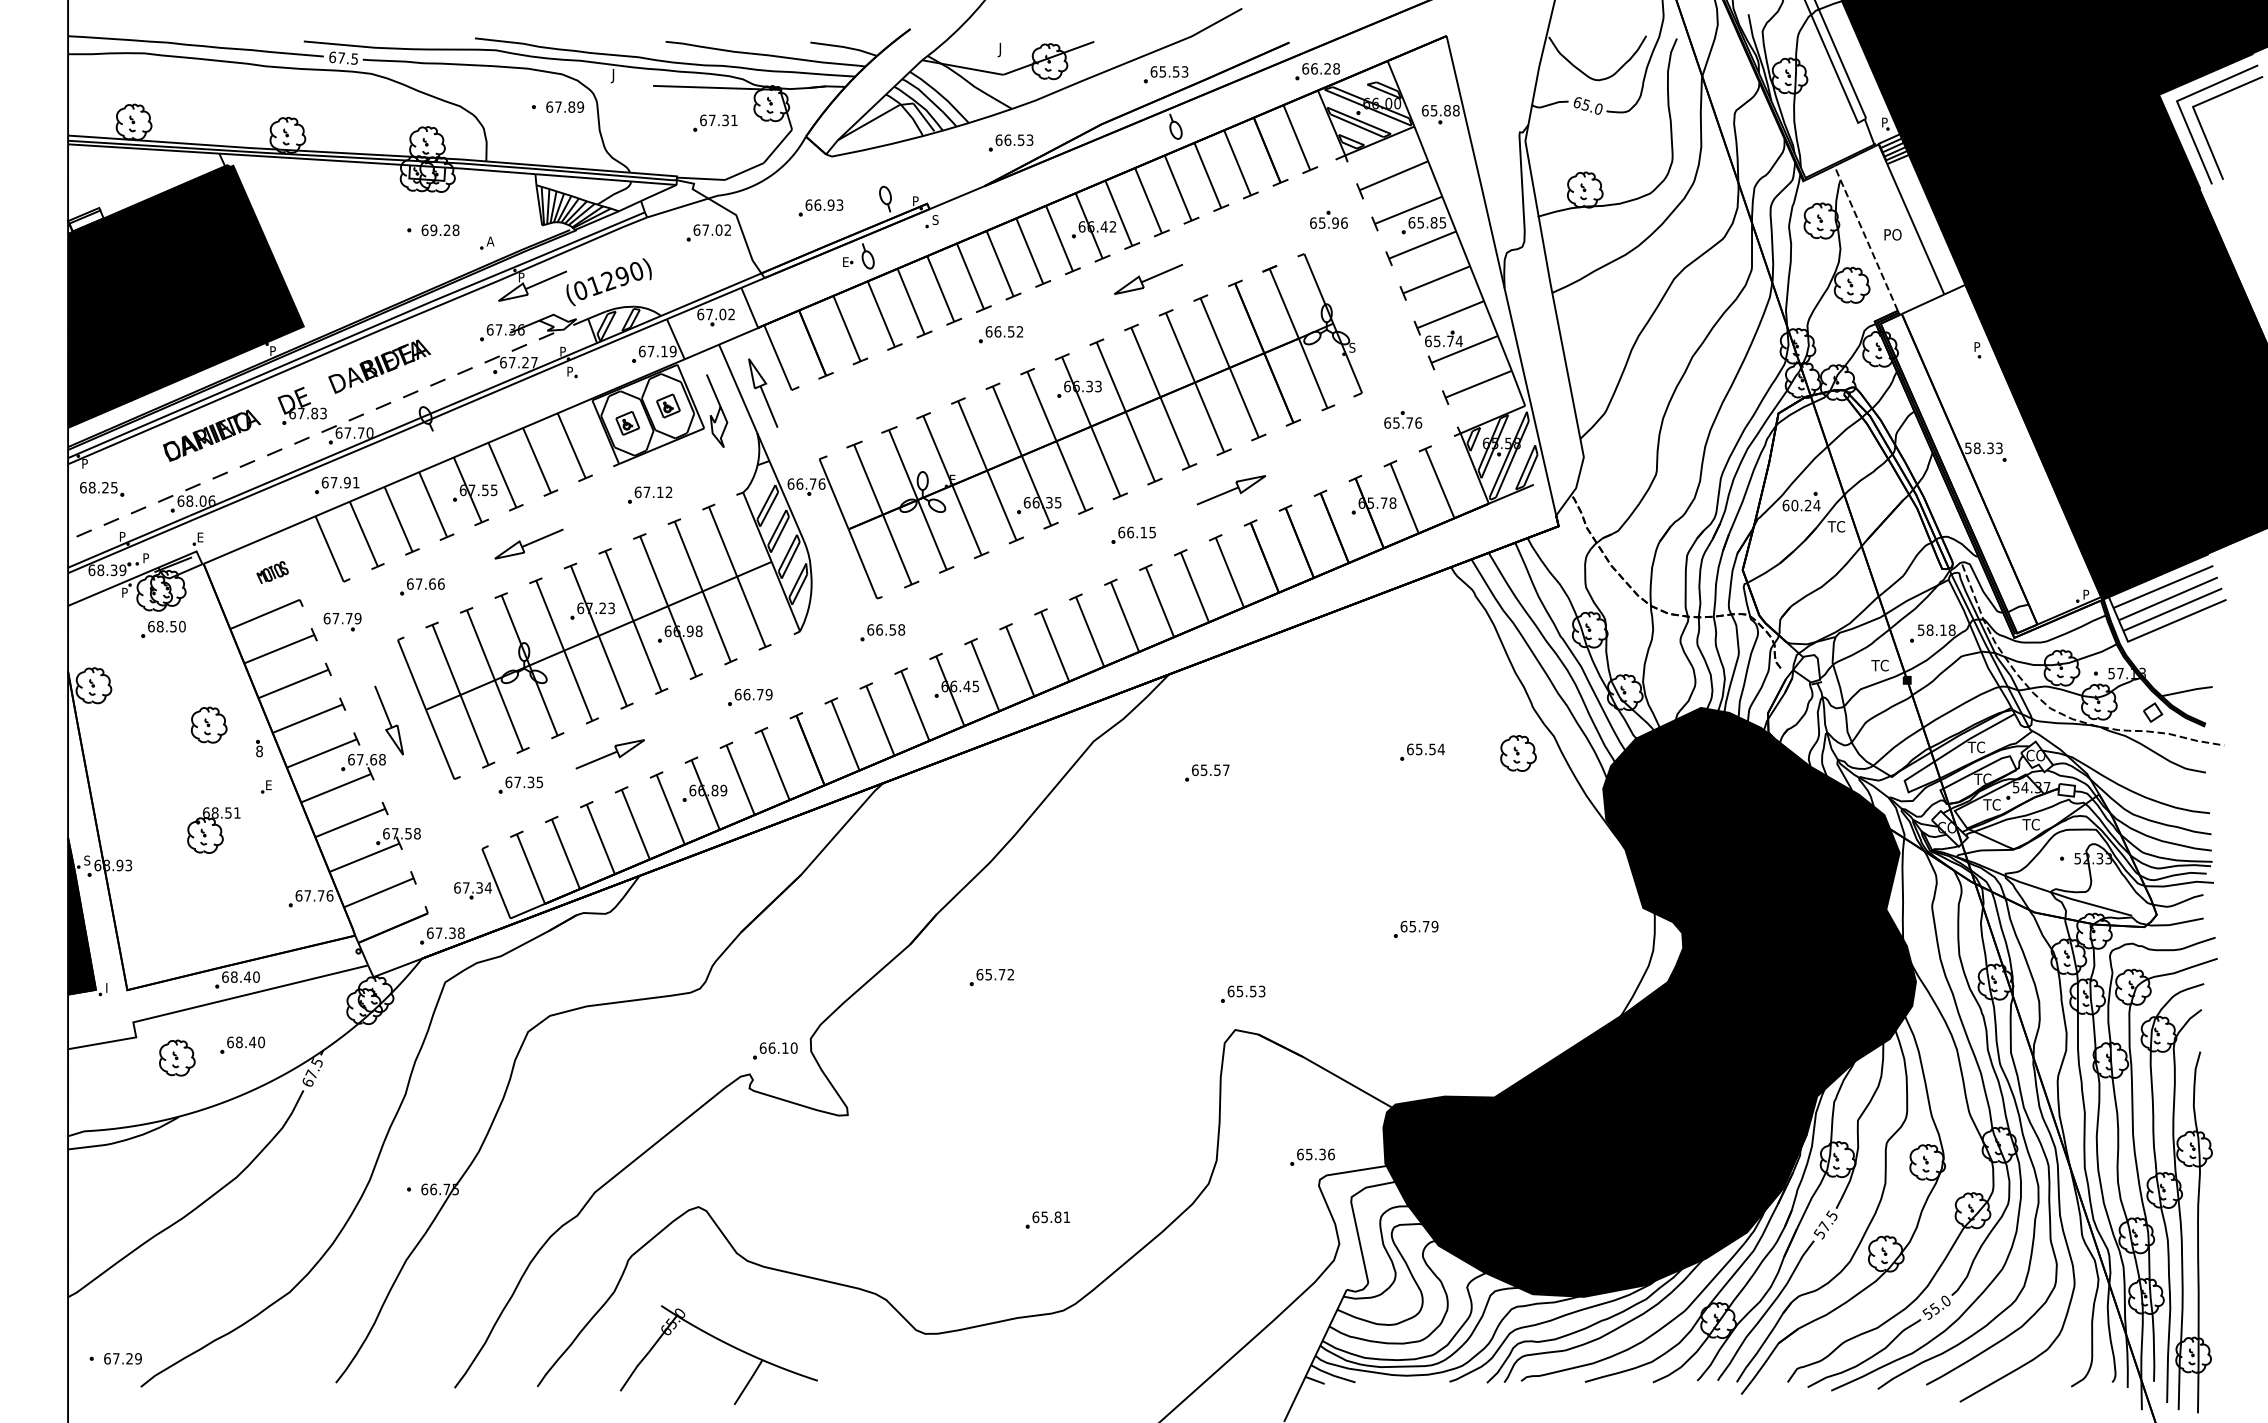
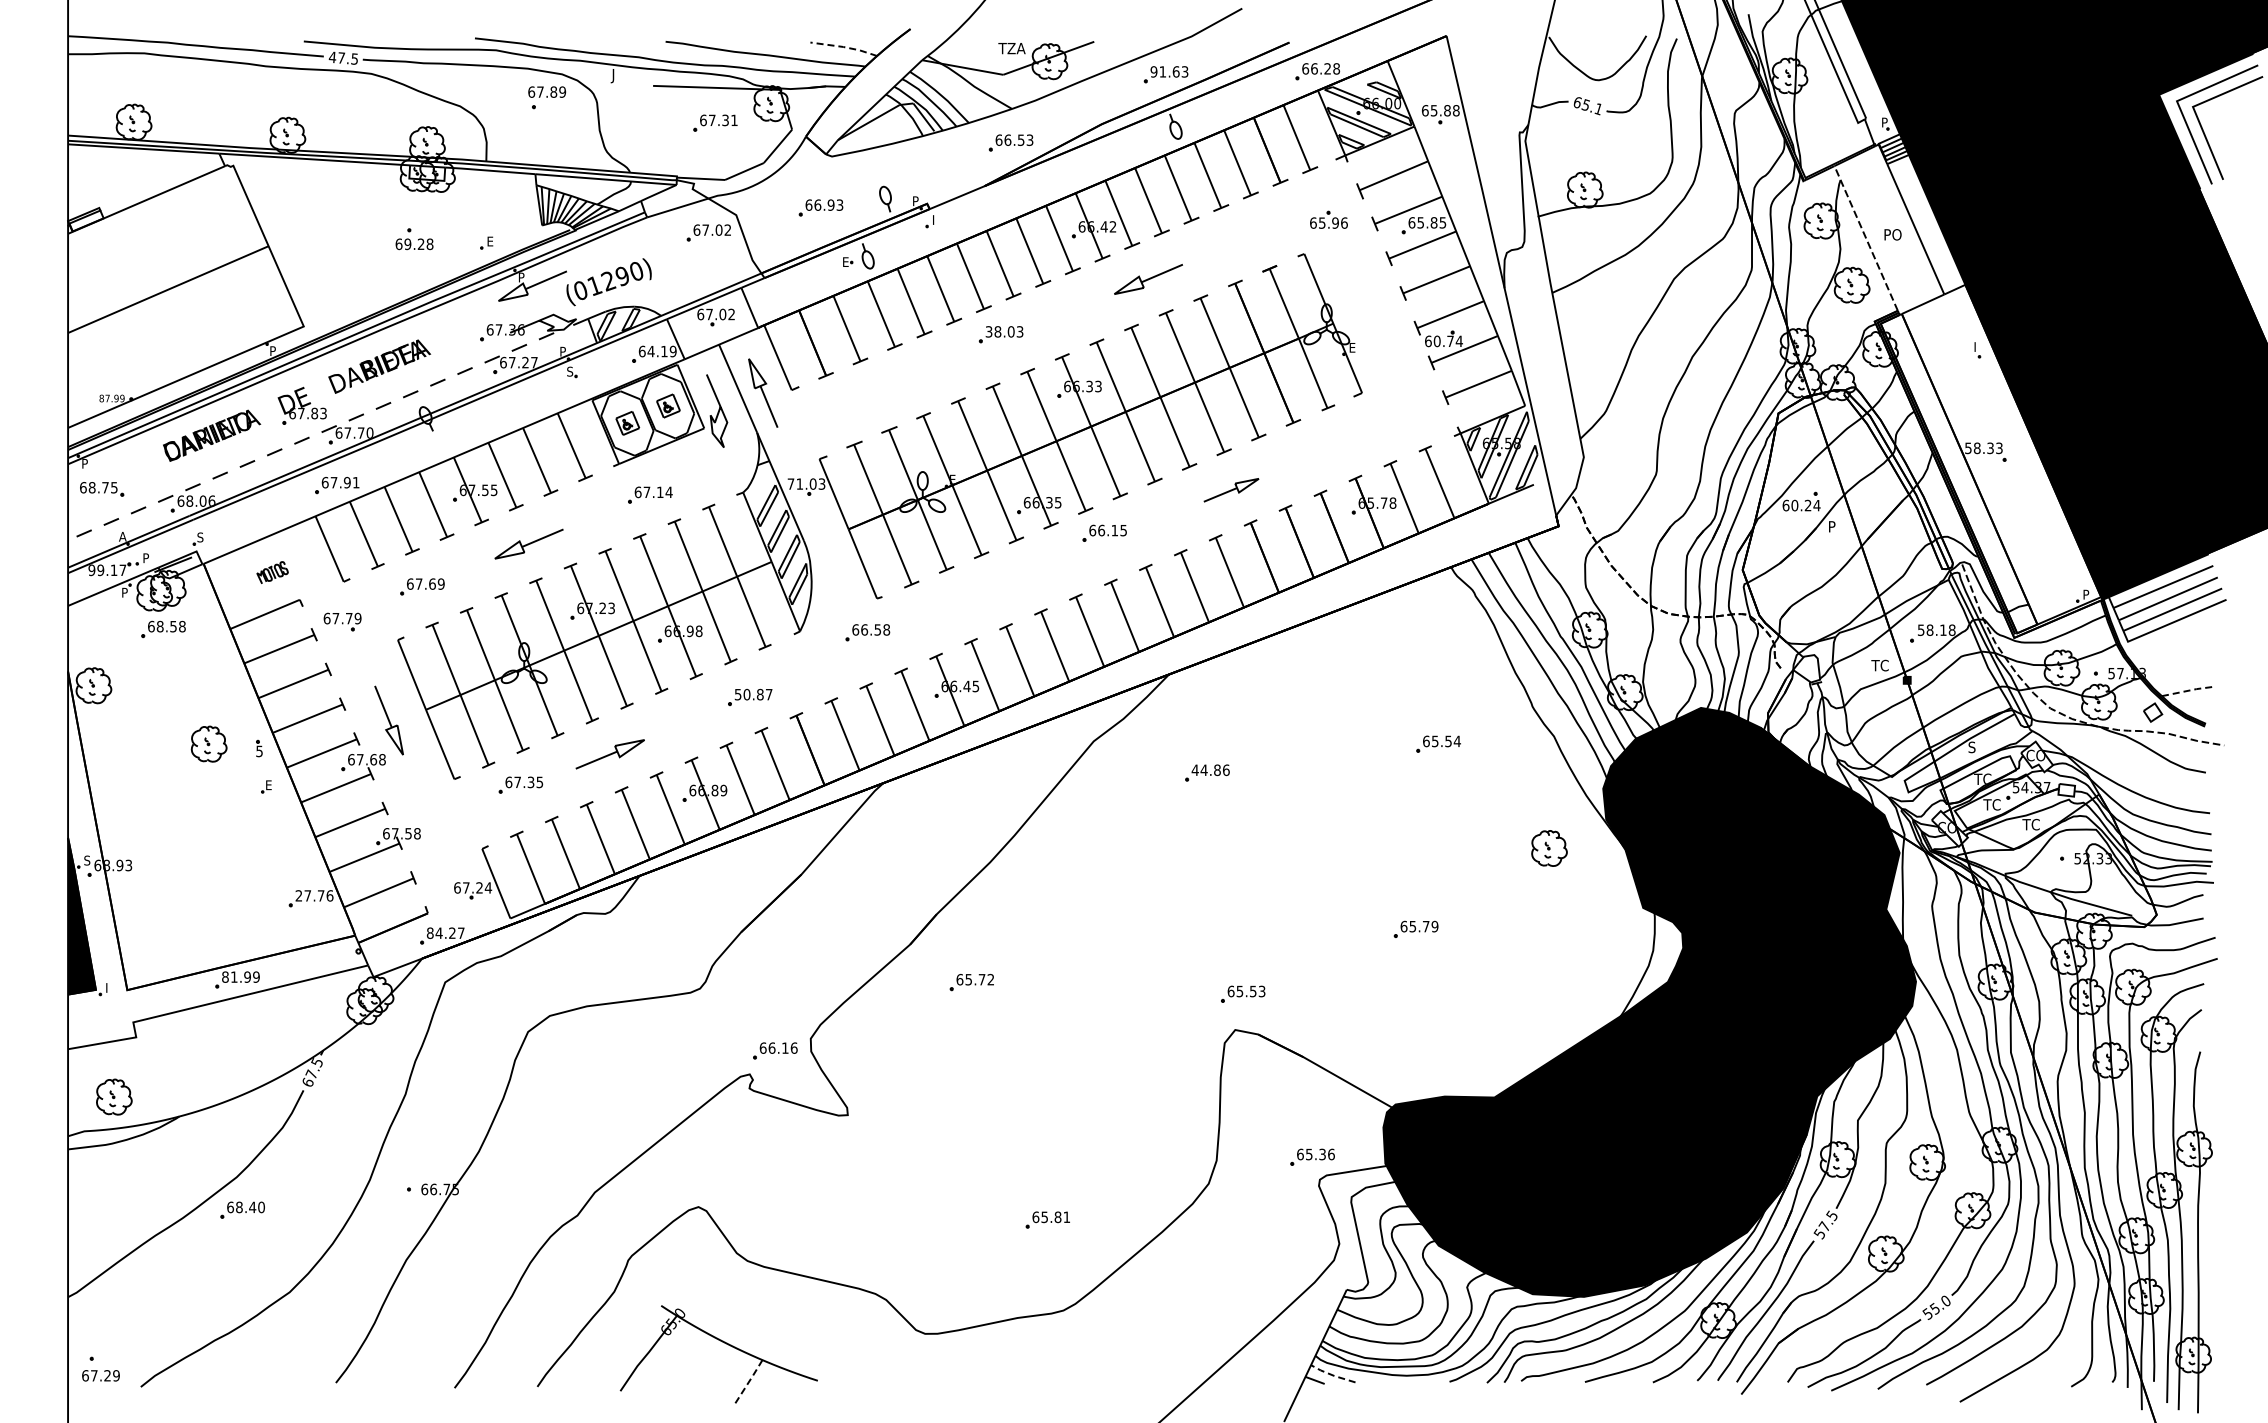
line: solid -> dashed (844, 47)
text: J -> TZA (1011, 50)
text: 67.5 -> 47.5 (331, 57)
text: 65.53 -> 91.63 (1164, 71)
text position: (565, 106) -> (547, 91) (547, 91)
text: 65.0 -> 65.1 (1598, 109)
text: S -> I (935, 219)
text position: (440, 230) -> (414, 244) (414, 244)
text: A -> E (490, 241)
fill: present -> none (185, 296)
text: 66.52 -> 38.03 (1004, 331)
text: 65.74 -> 60.74 (1436, 341)
text: P -> I (1977, 344)
text: S -> E (1352, 347)
text: 67.19 -> 64.19 (650, 351)
text: P -> S (570, 371)
part: present -> none (1403, 419)
text: 66.76 -> 71.03 (806, 483)
text: 68.25 -> 68.75 (105, 487)
part size: 71x31 px -> 57x25 px (1231, 490)
text: 67.12 -> 67.14 (668, 491)
text: TC -> P (1836, 526)
part position: (1133, 534) -> (1104, 532) (1104, 532)
text: P -> A (122, 536)
text: E -> S (200, 537)
text: 68.39 -> 99.17 (107, 570)
text: 67.66 -> 67.69 (440, 583)
text: 68.50 -> 68.58 (182, 626)
part position: (882, 632) -> (867, 632) (867, 632)
line: solid -> dashed (2187, 690)
text: 66.79 -> 50.87 (753, 694)
part position: (208, 724) -> (208, 743) (208, 743)
text: TC -> S (1975, 747)
text: 8 -> 5 (259, 751)
part position: (1422, 751) -> (1438, 743) (1438, 743)
part position: (1518, 753) -> (1549, 848) (1549, 848)
text: 65.57 -> 44.86 (1210, 770)
part: present -> none (213, 830)
text: 67.34 -> 67.24 (479, 888)
text: 67.76 -> 27.76 (298, 895)
text: 67.38 -> 84.27 (445, 932)
text: 68.40 -> 81.99 (240, 976)
part position: (991, 977) -> (971, 982) (971, 982)
part position: (242, 1044) -> (242, 1209) (242, 1209)
text: 66.10 -> 66.16 (794, 1047)
part position: (177, 1057) -> (114, 1096) (114, 1096)
text position: (122, 1358) -> (100, 1375) (100, 1375)
line: solid -> dashed (1332, 1375)
line: solid -> dashed (748, 1382)
